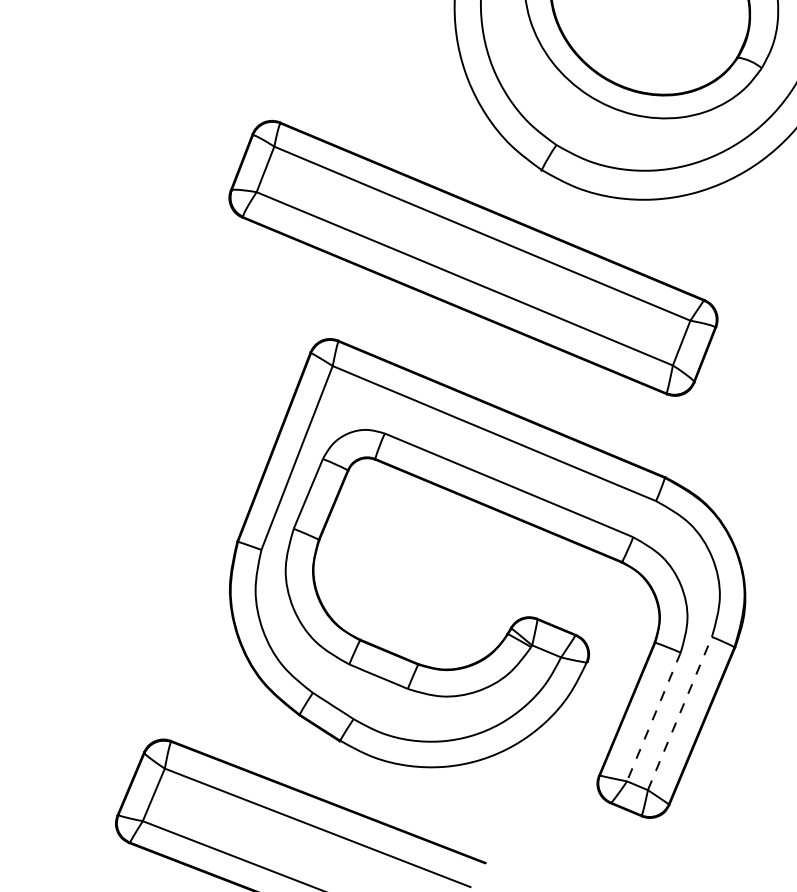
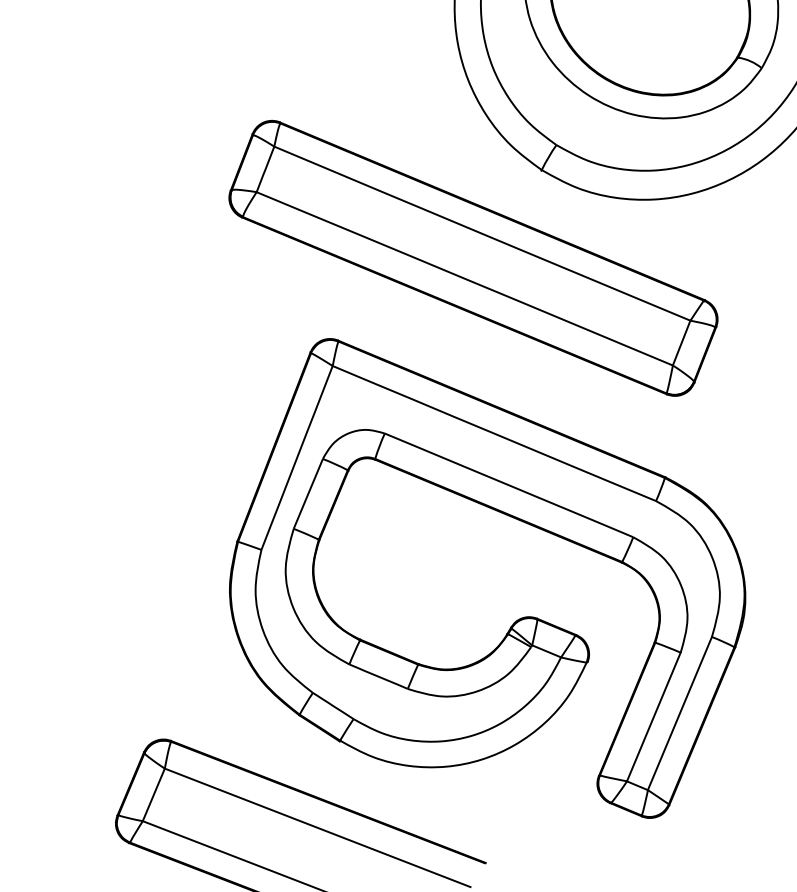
line: dashed -> solid (679, 713)
line: dashed -> solid (653, 717)
